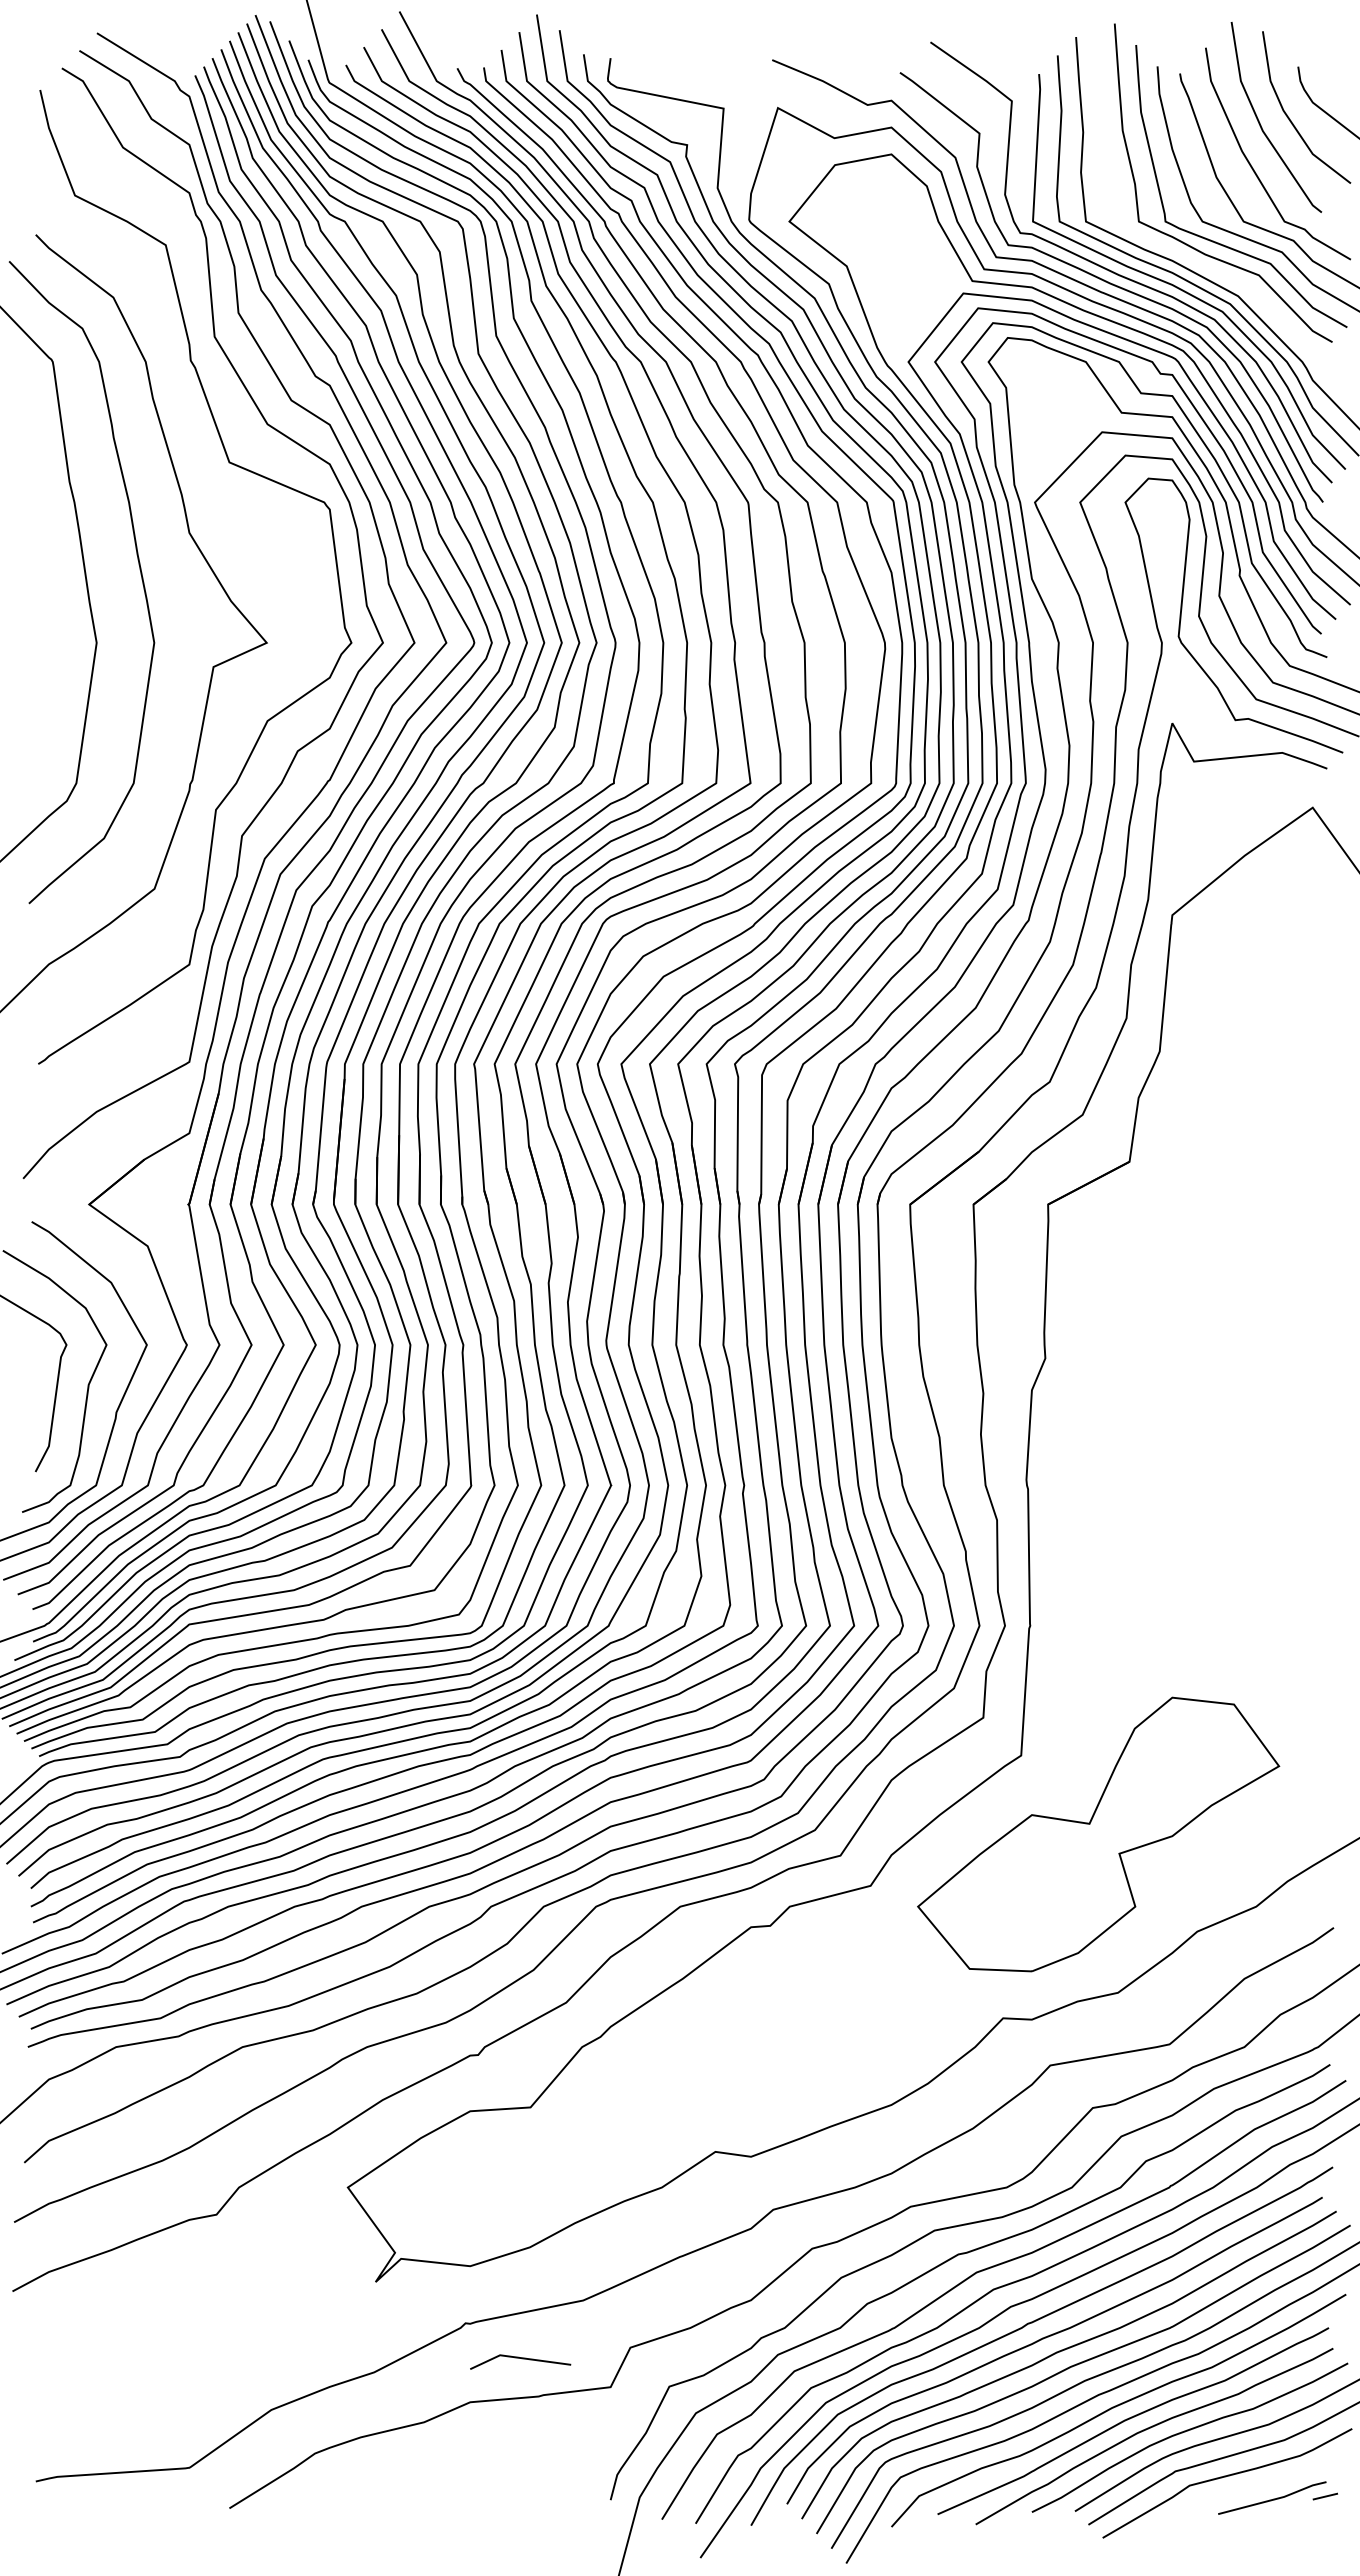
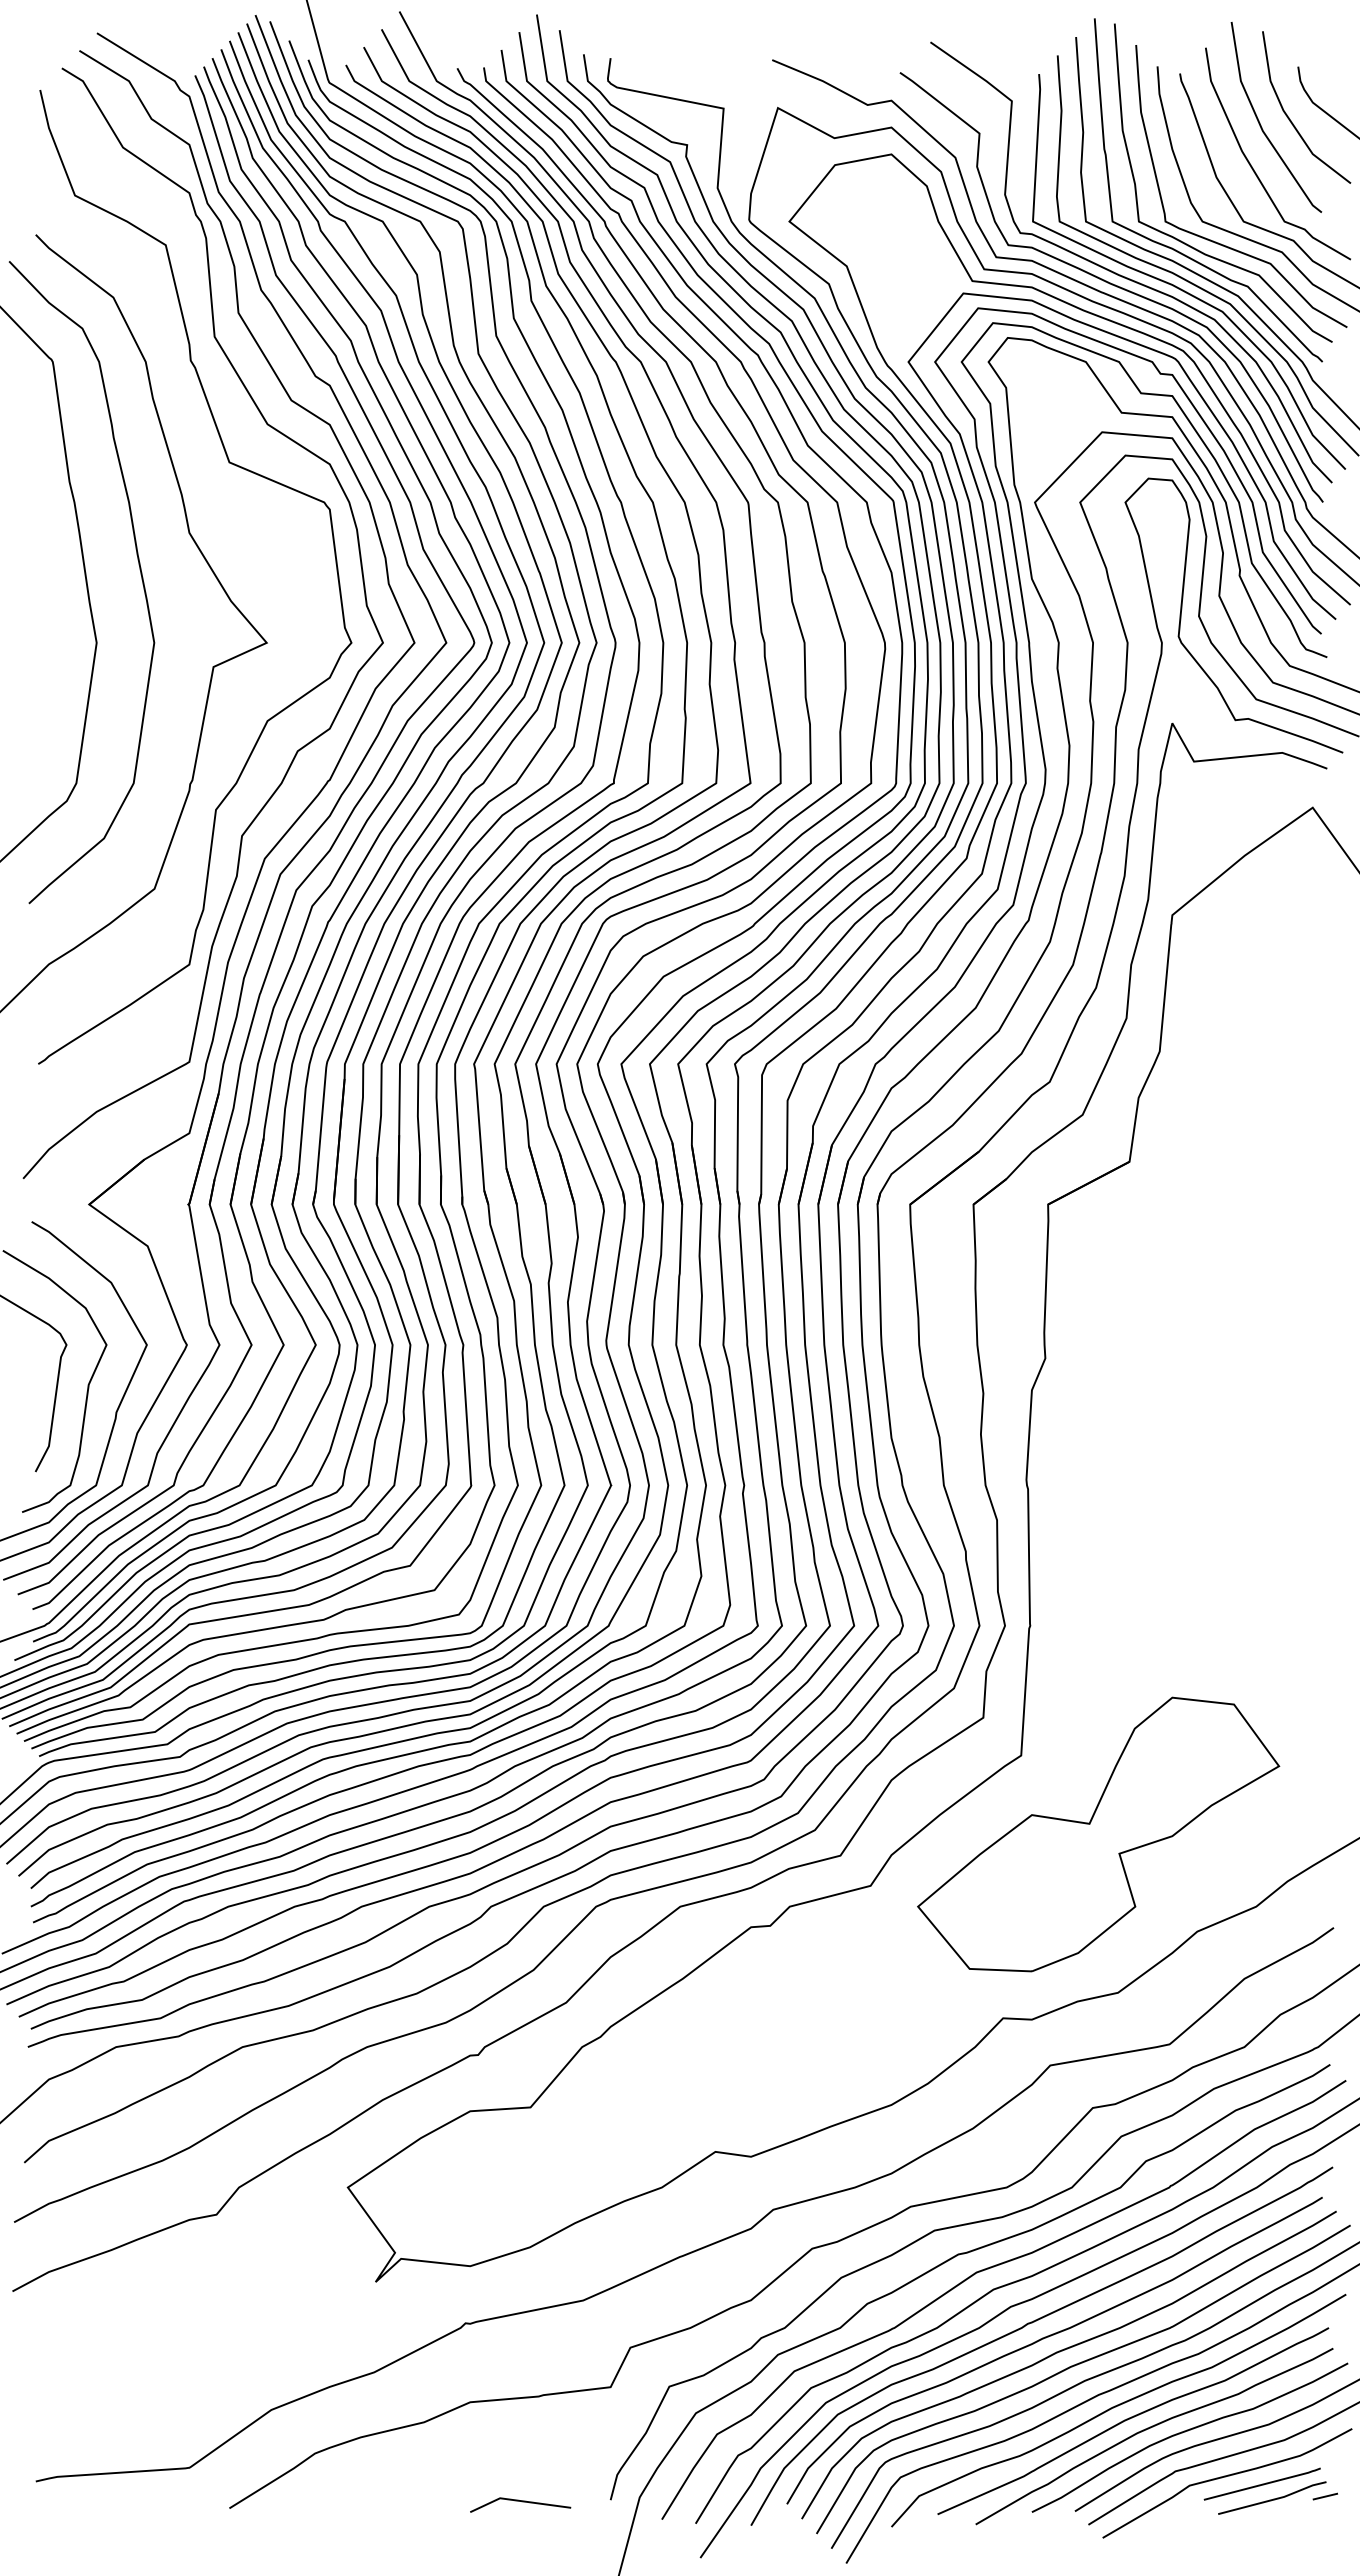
curve: none -> present (1176, 249)
line position: (522, 2359) -> (522, 2502) (522, 2502)
line: none -> present (1262, 2483)
